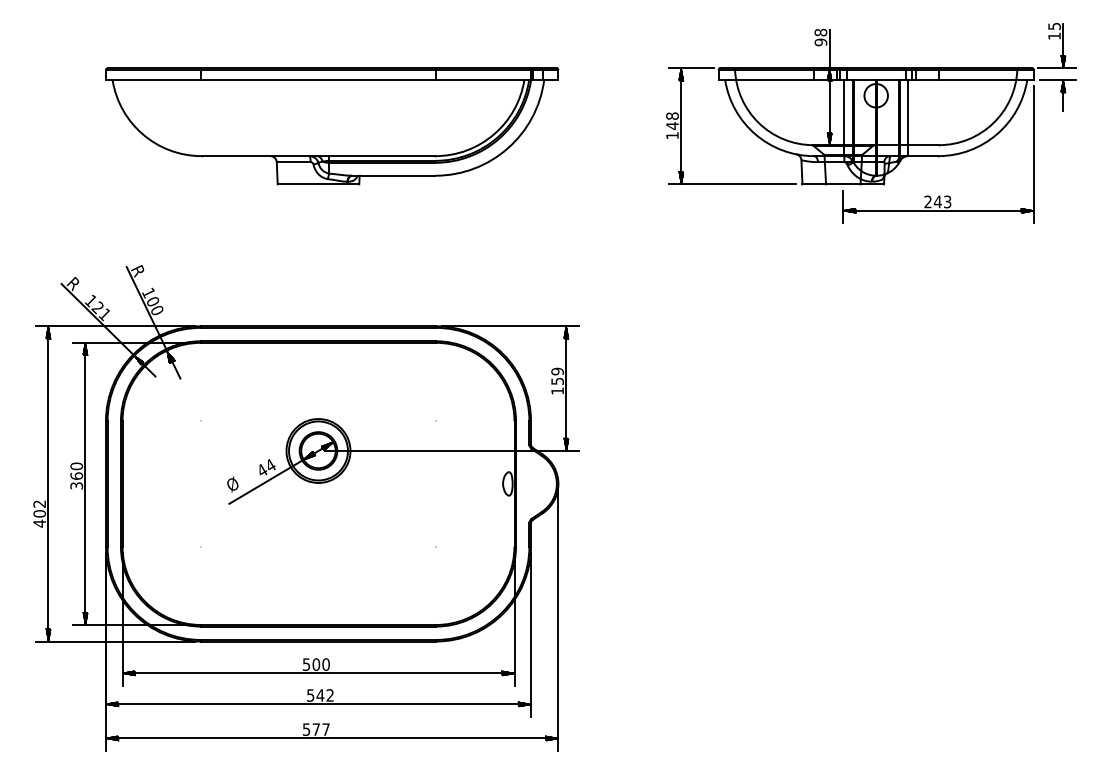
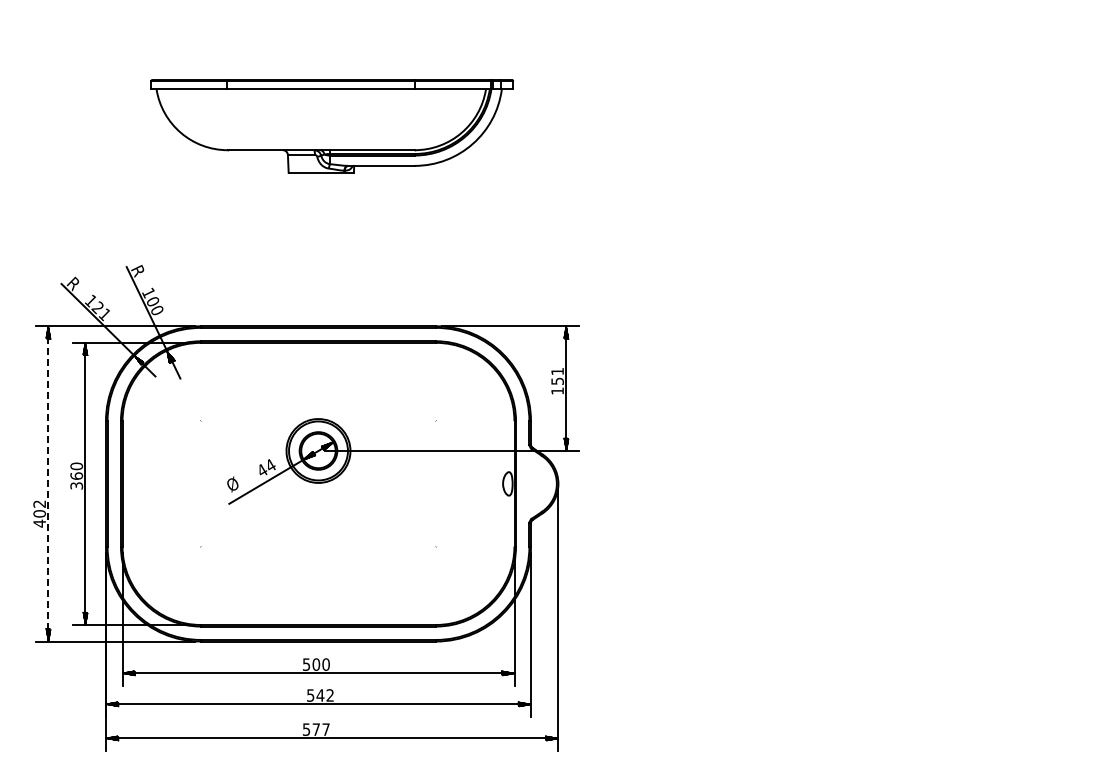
part: present -> none (871, 123)
part size: 455x119 px -> 364x95 px (331, 126)
text: 159 -> 151 (557, 371)
line: solid -> dashed (48, 483)
